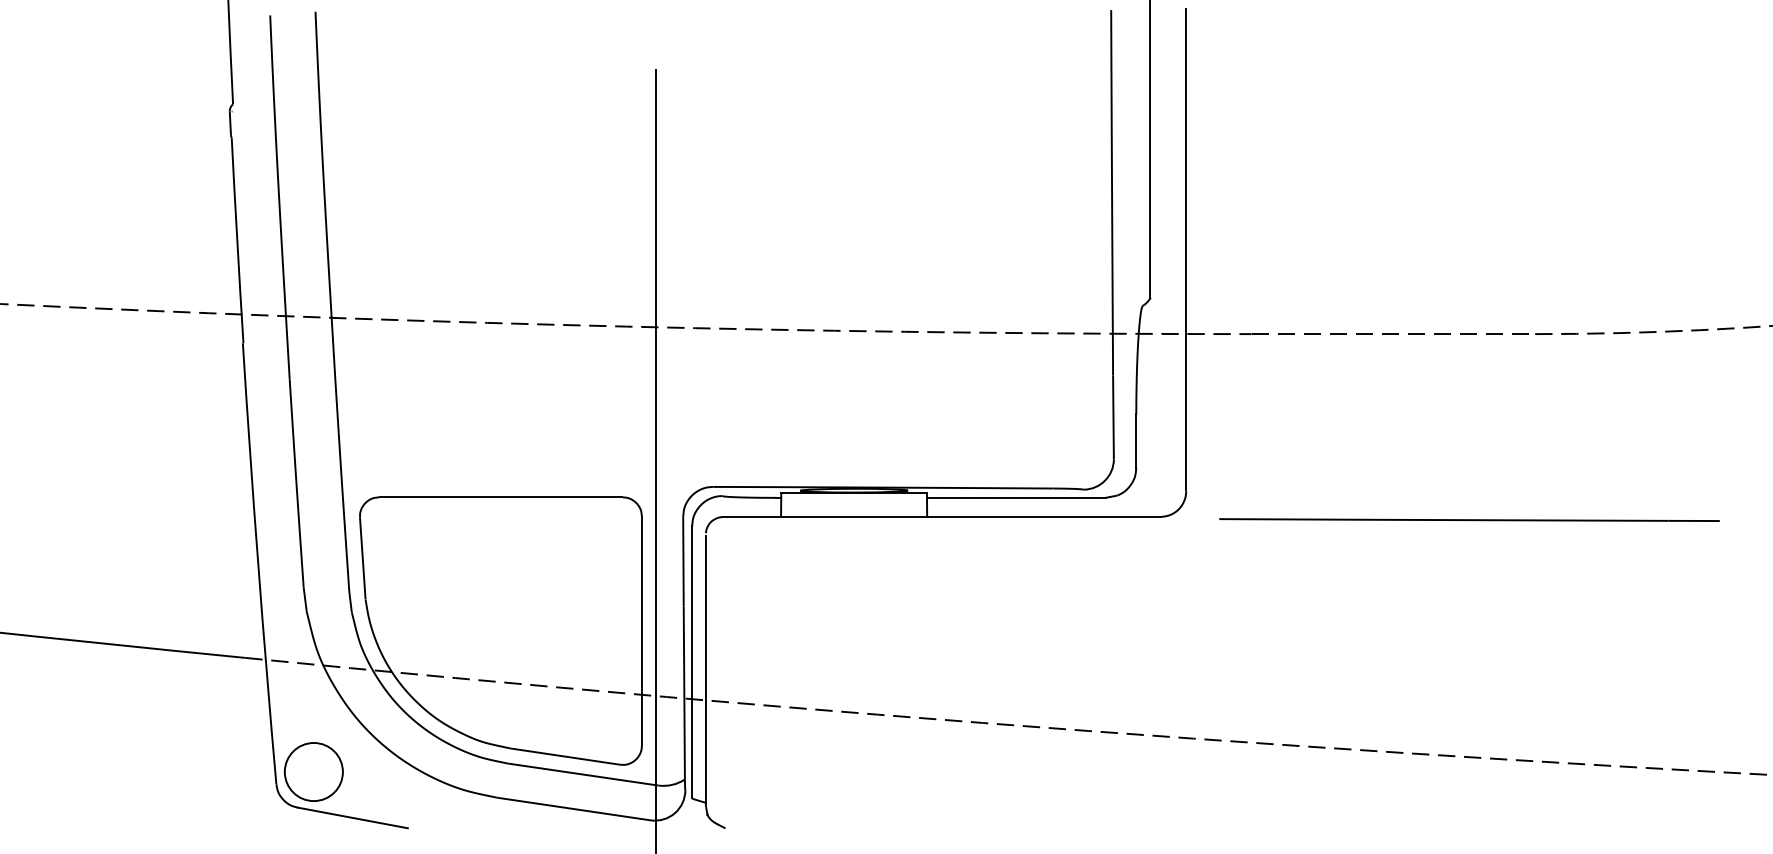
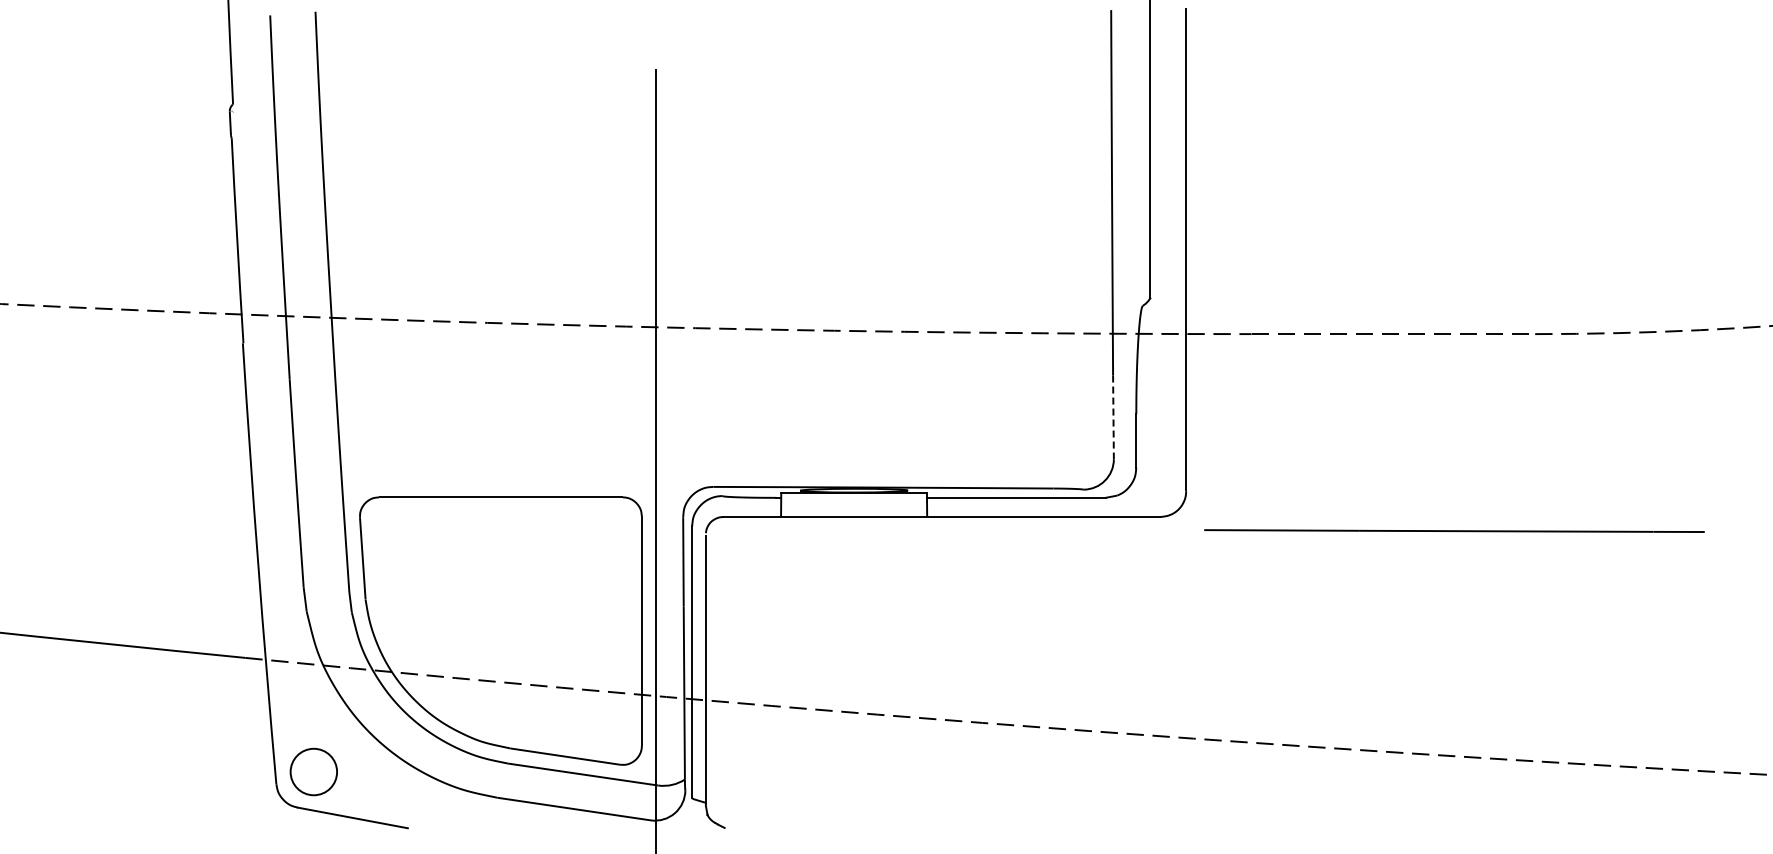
line: solid -> dashed (1113, 417)
line position: (1469, 519) -> (1454, 530) (1454, 530)
circle diameter: 58 px -> 46 px (313, 771)
